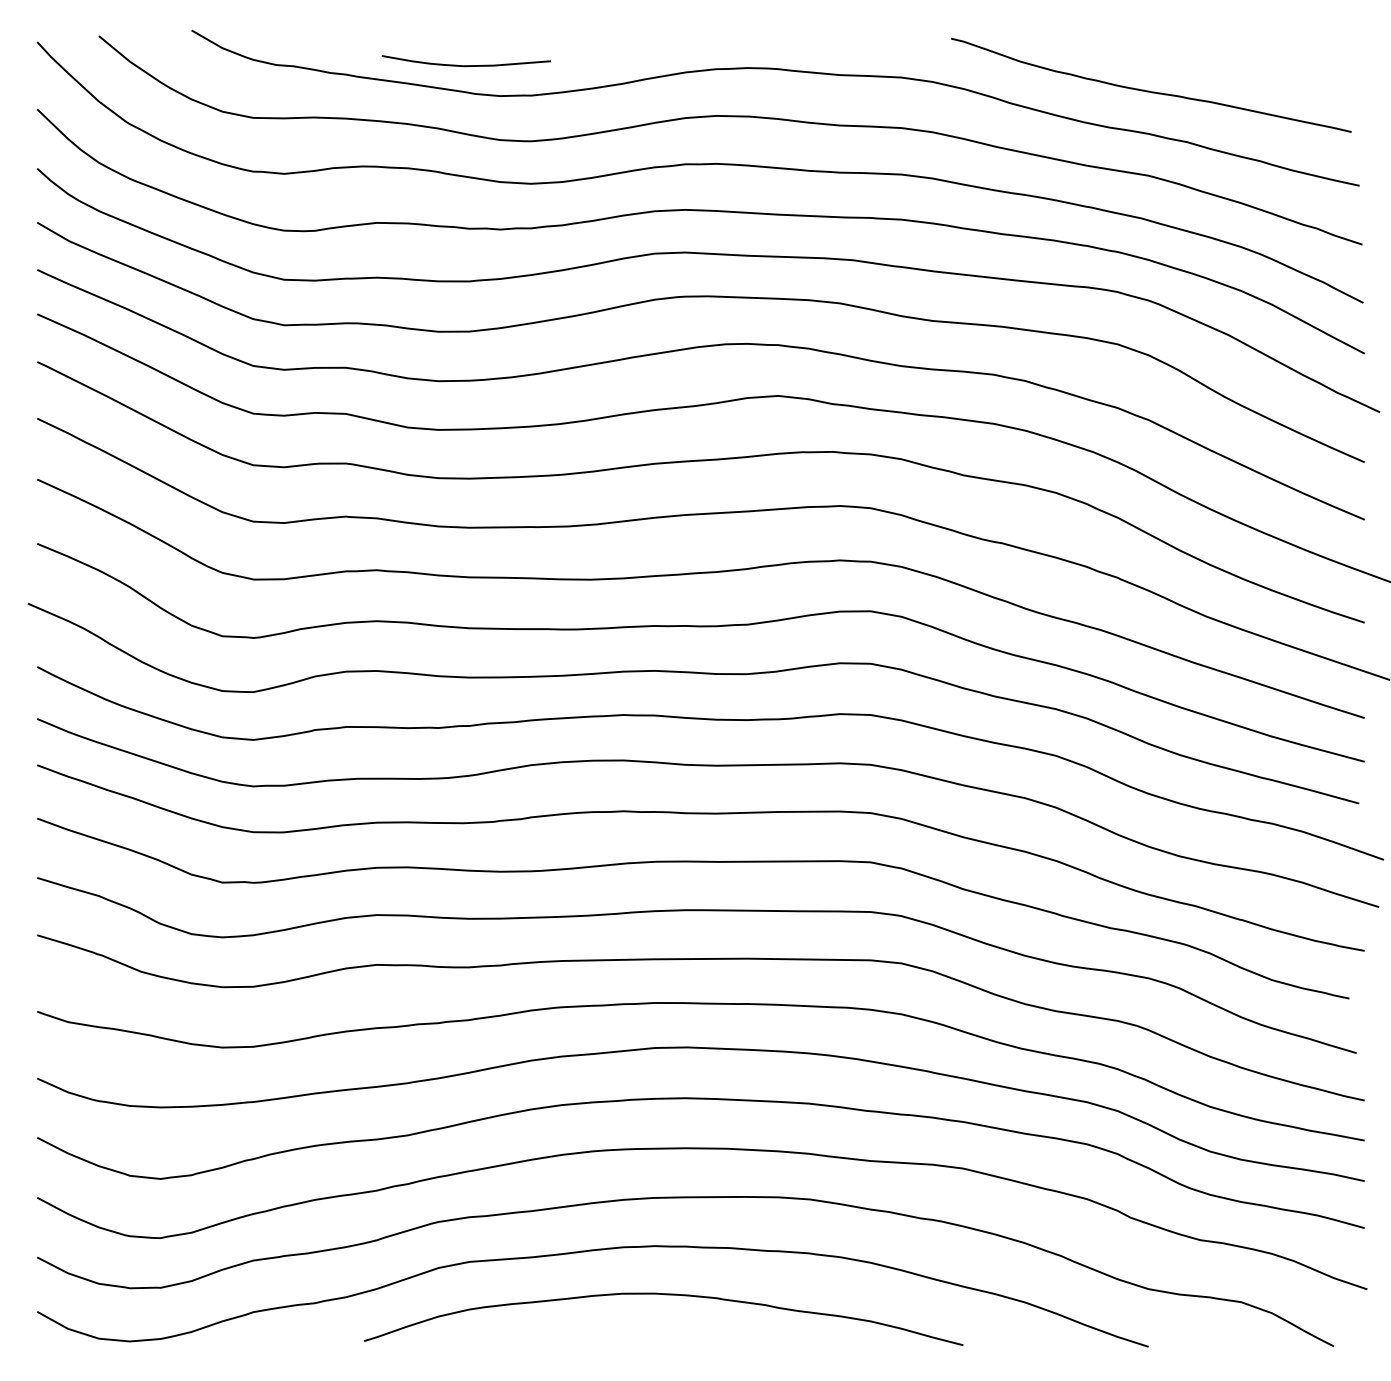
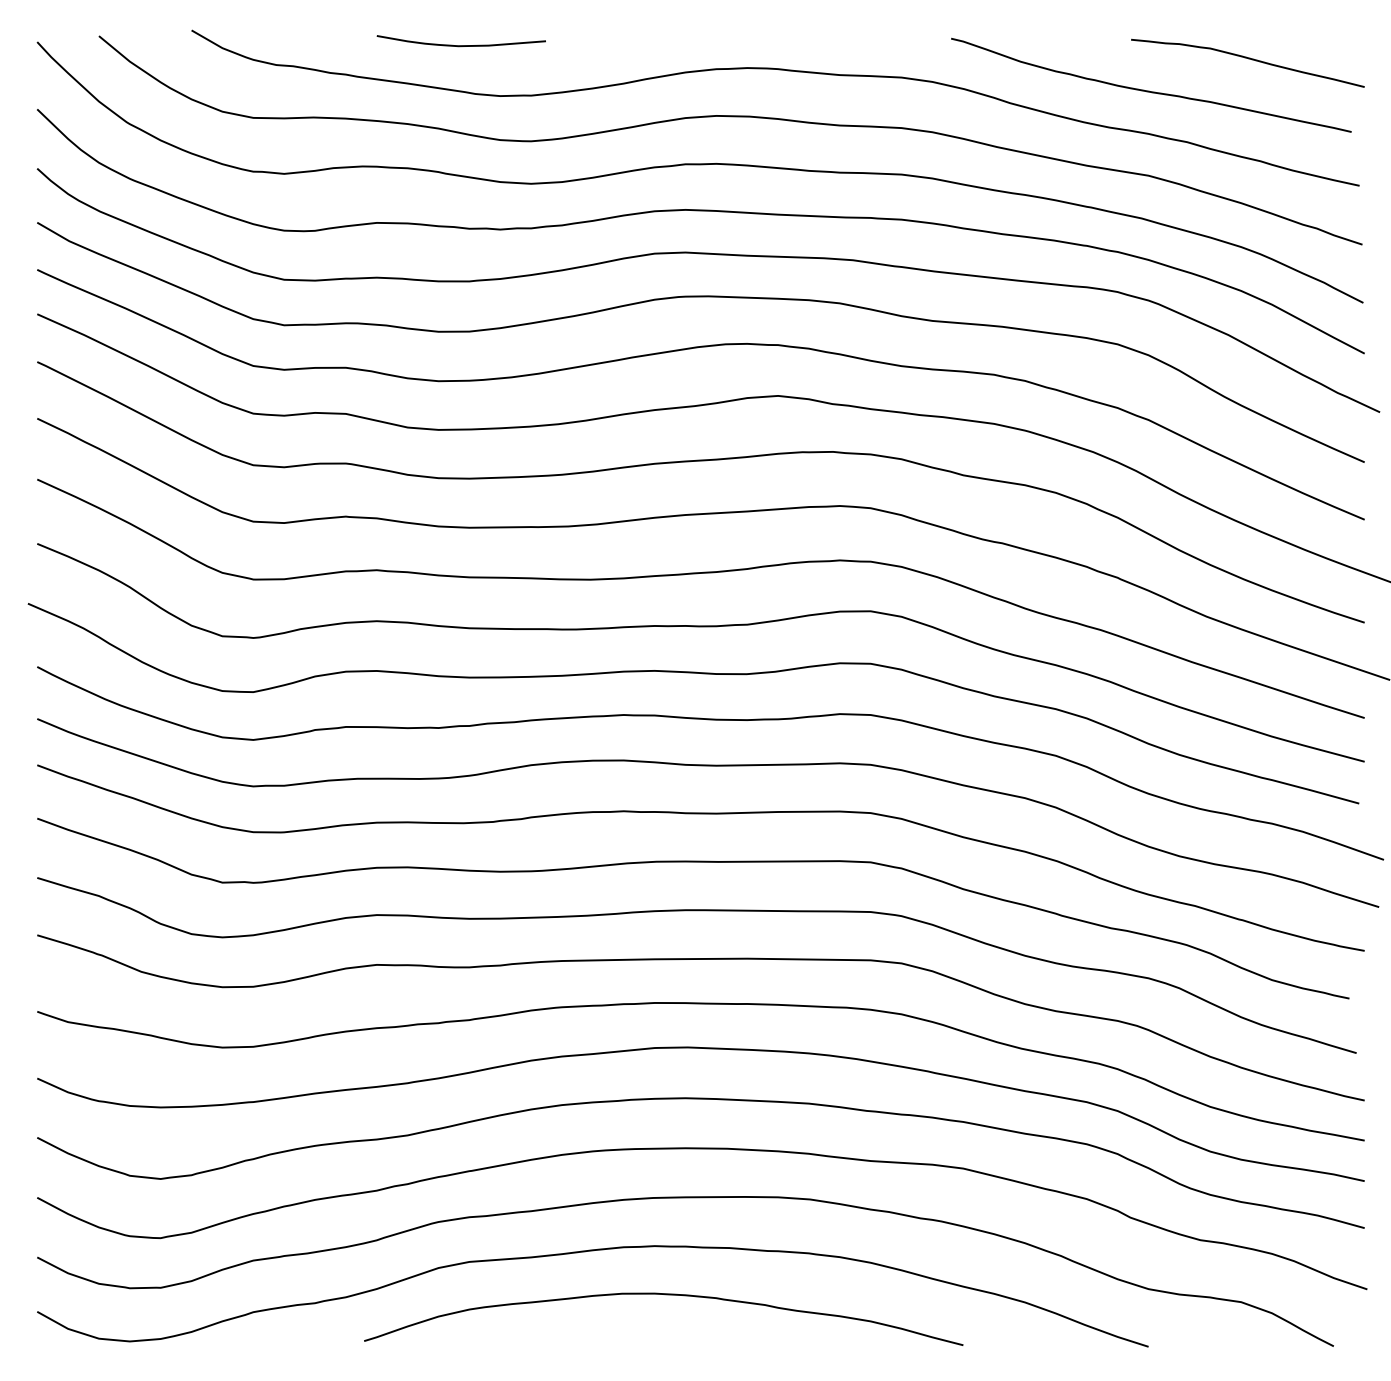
curve: none -> present (1248, 59)
curve position: (465, 65) -> (460, 45) (460, 45)
